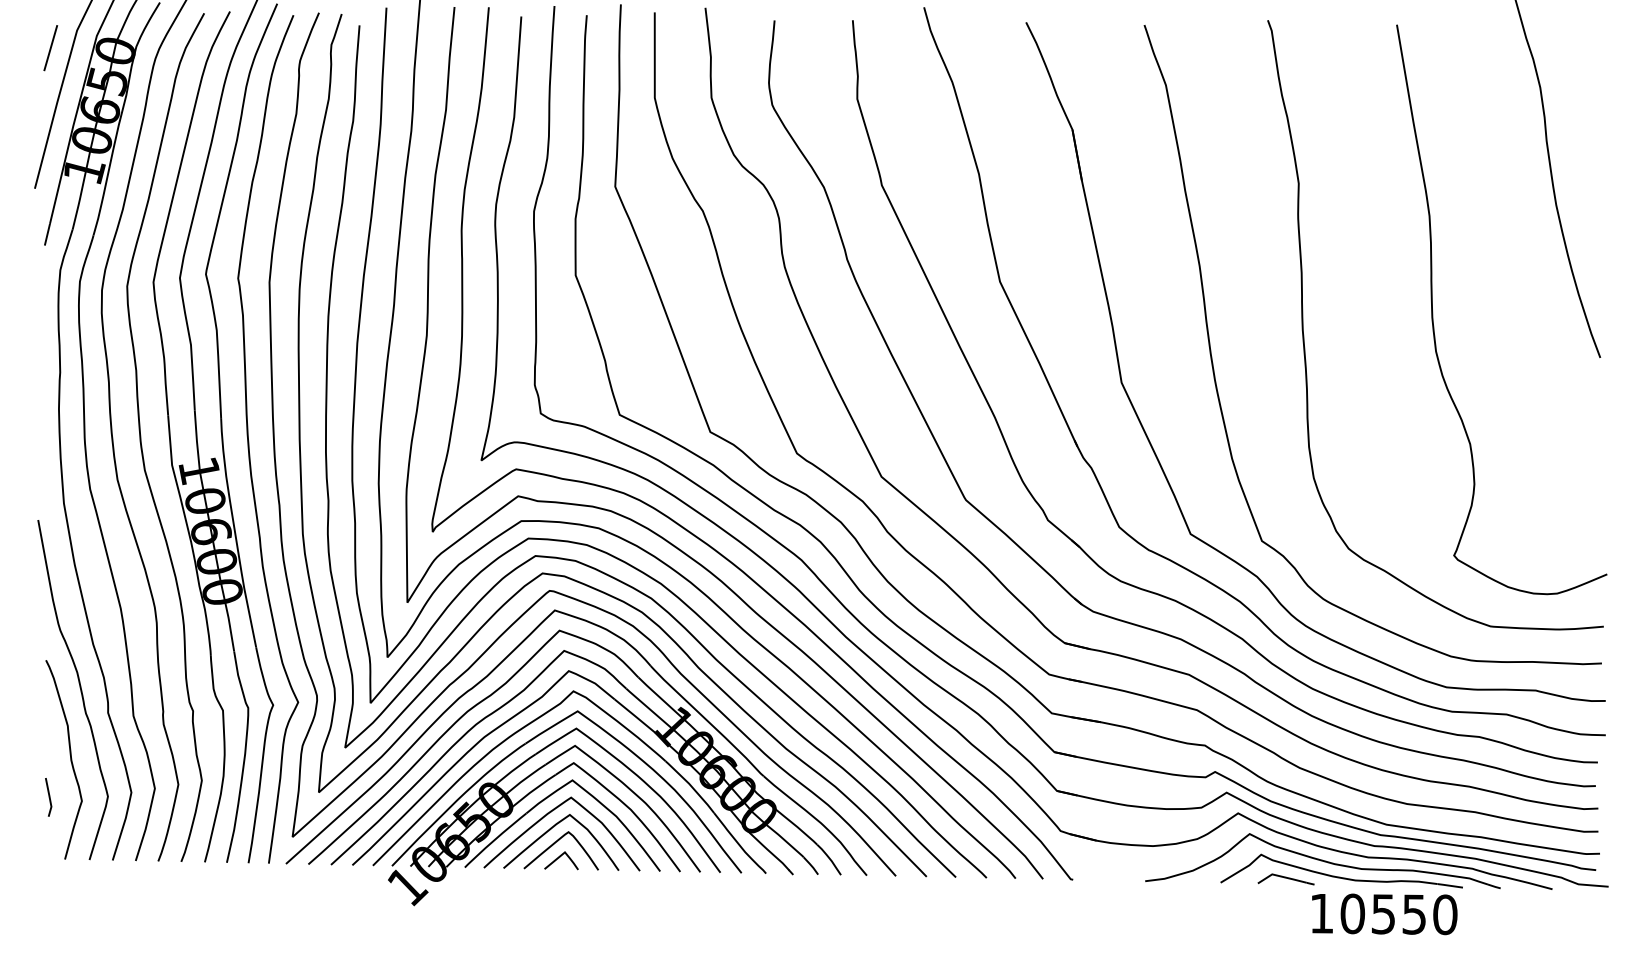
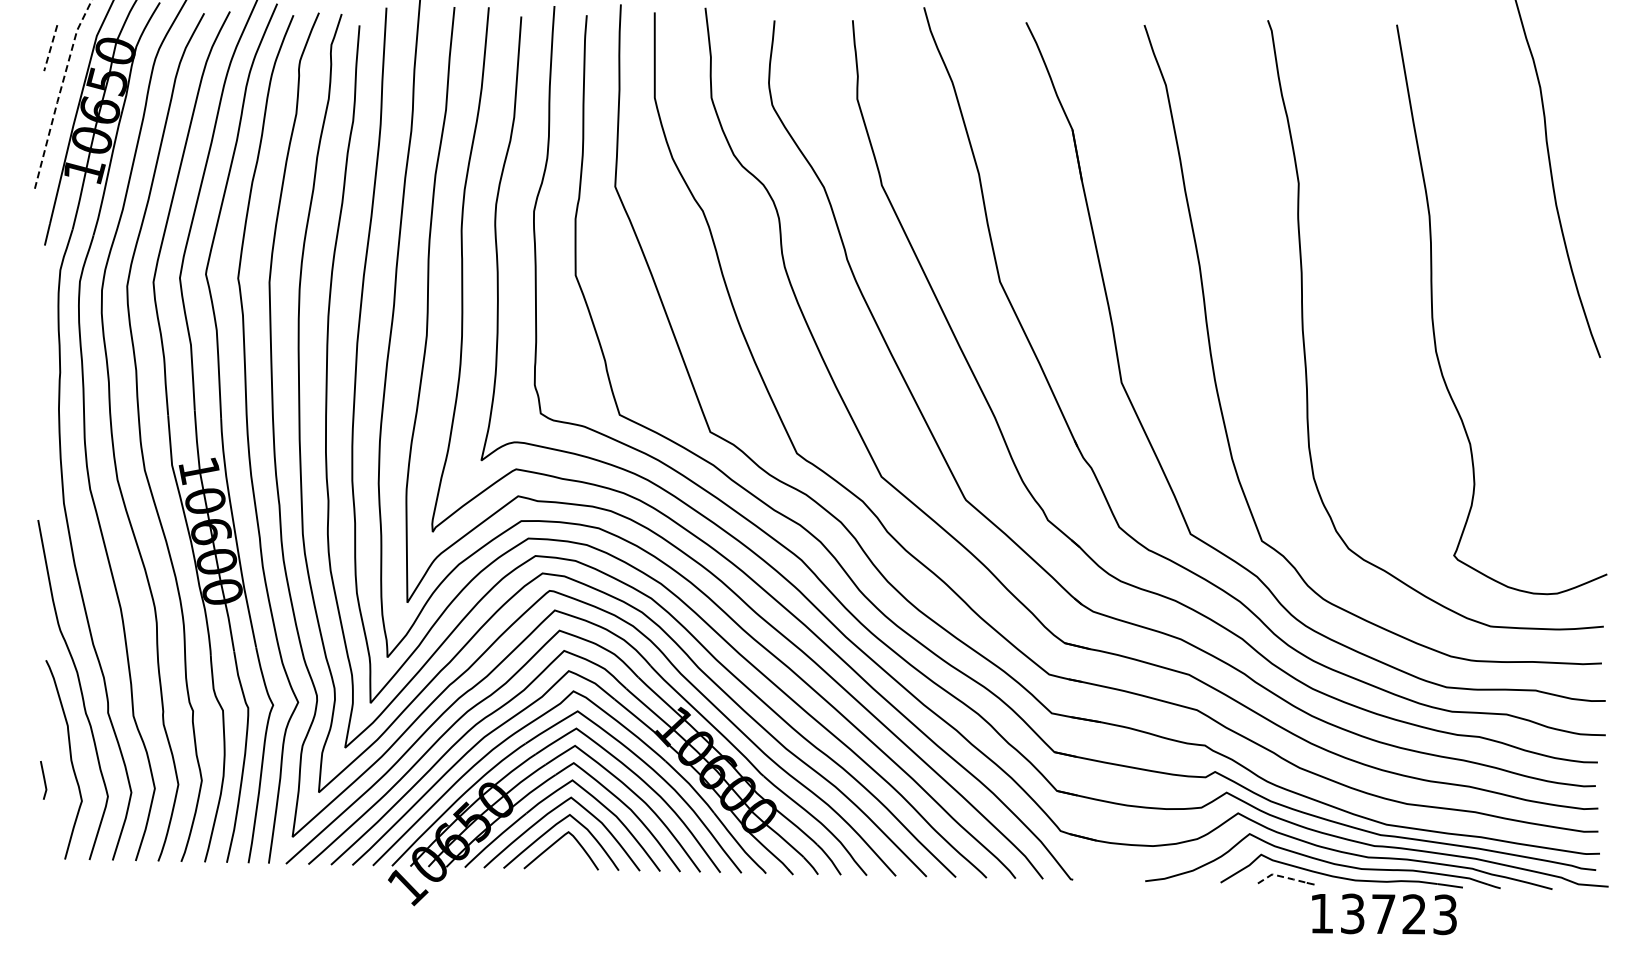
line: solid -> dashed (50, 48)
line: solid -> dashed (59, 93)
line position: (48, 797) -> (43, 780) (43, 780)
line: present -> none (559, 858)
line: solid -> dashed (1281, 876)
text: 10550 -> 13723 (1398, 914)
